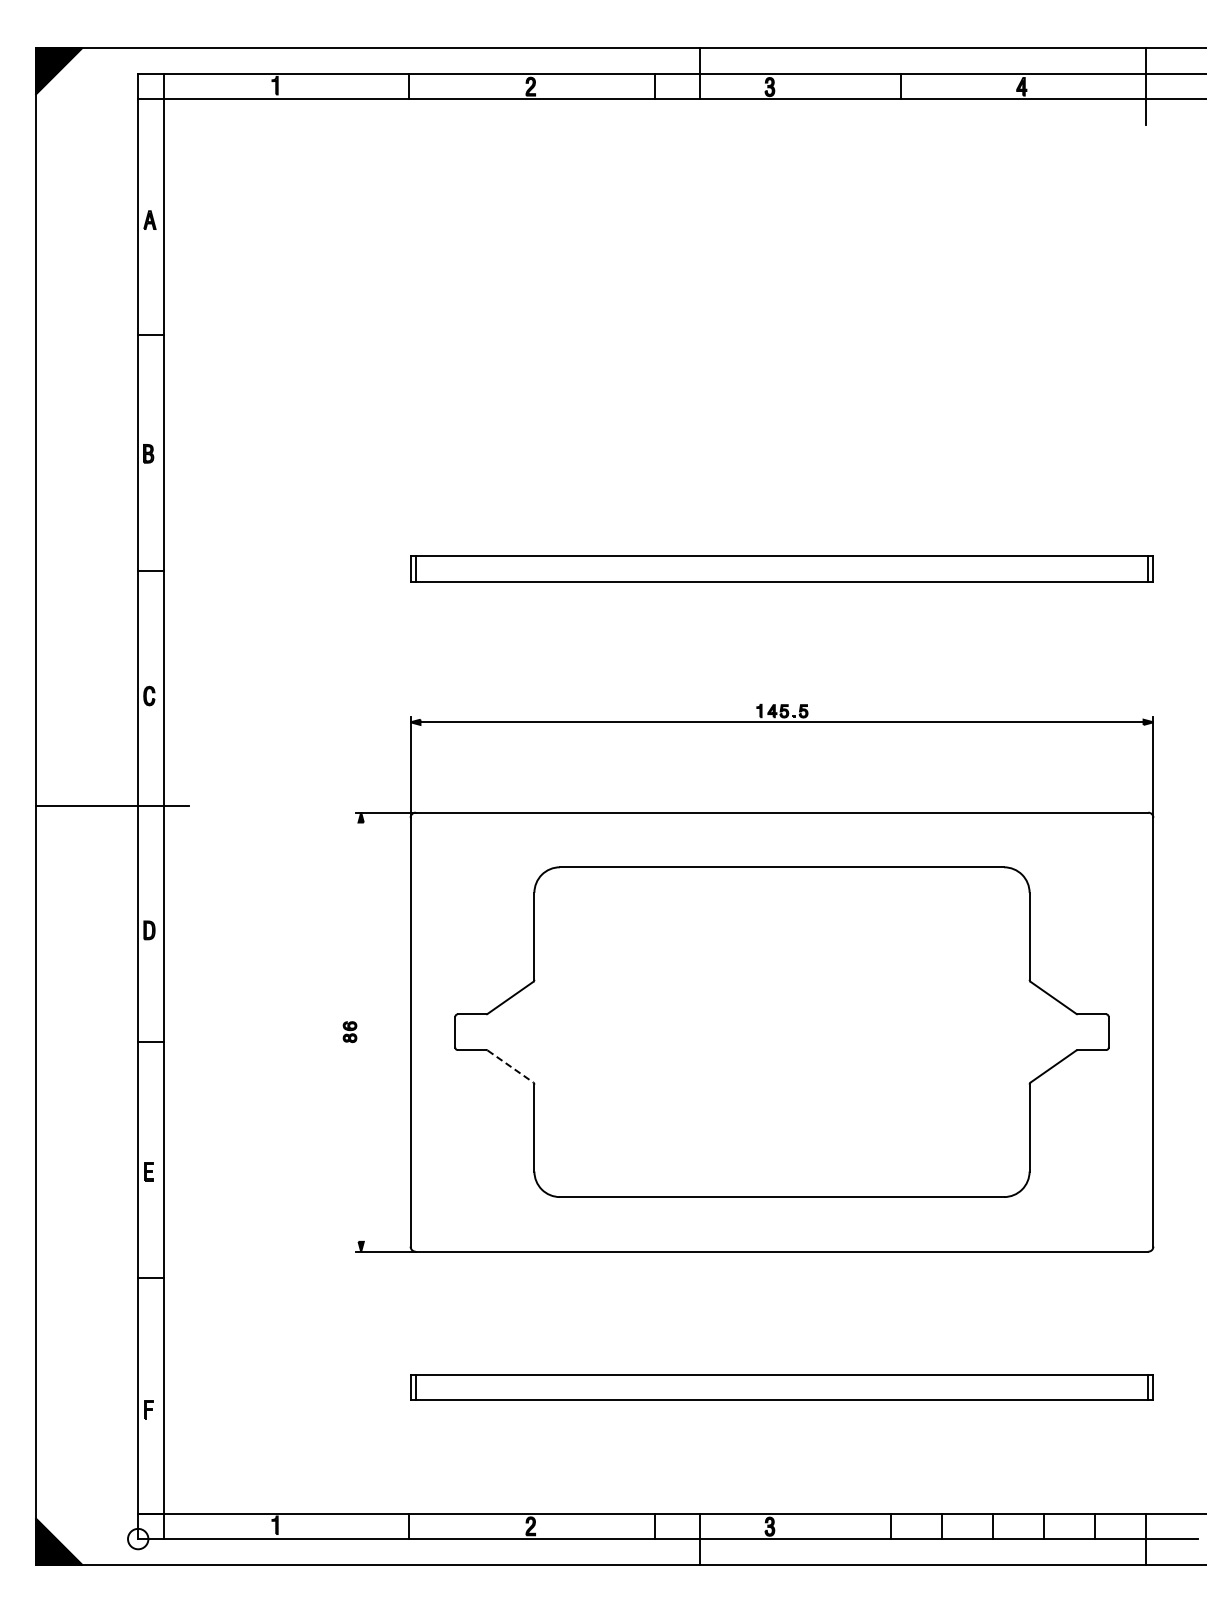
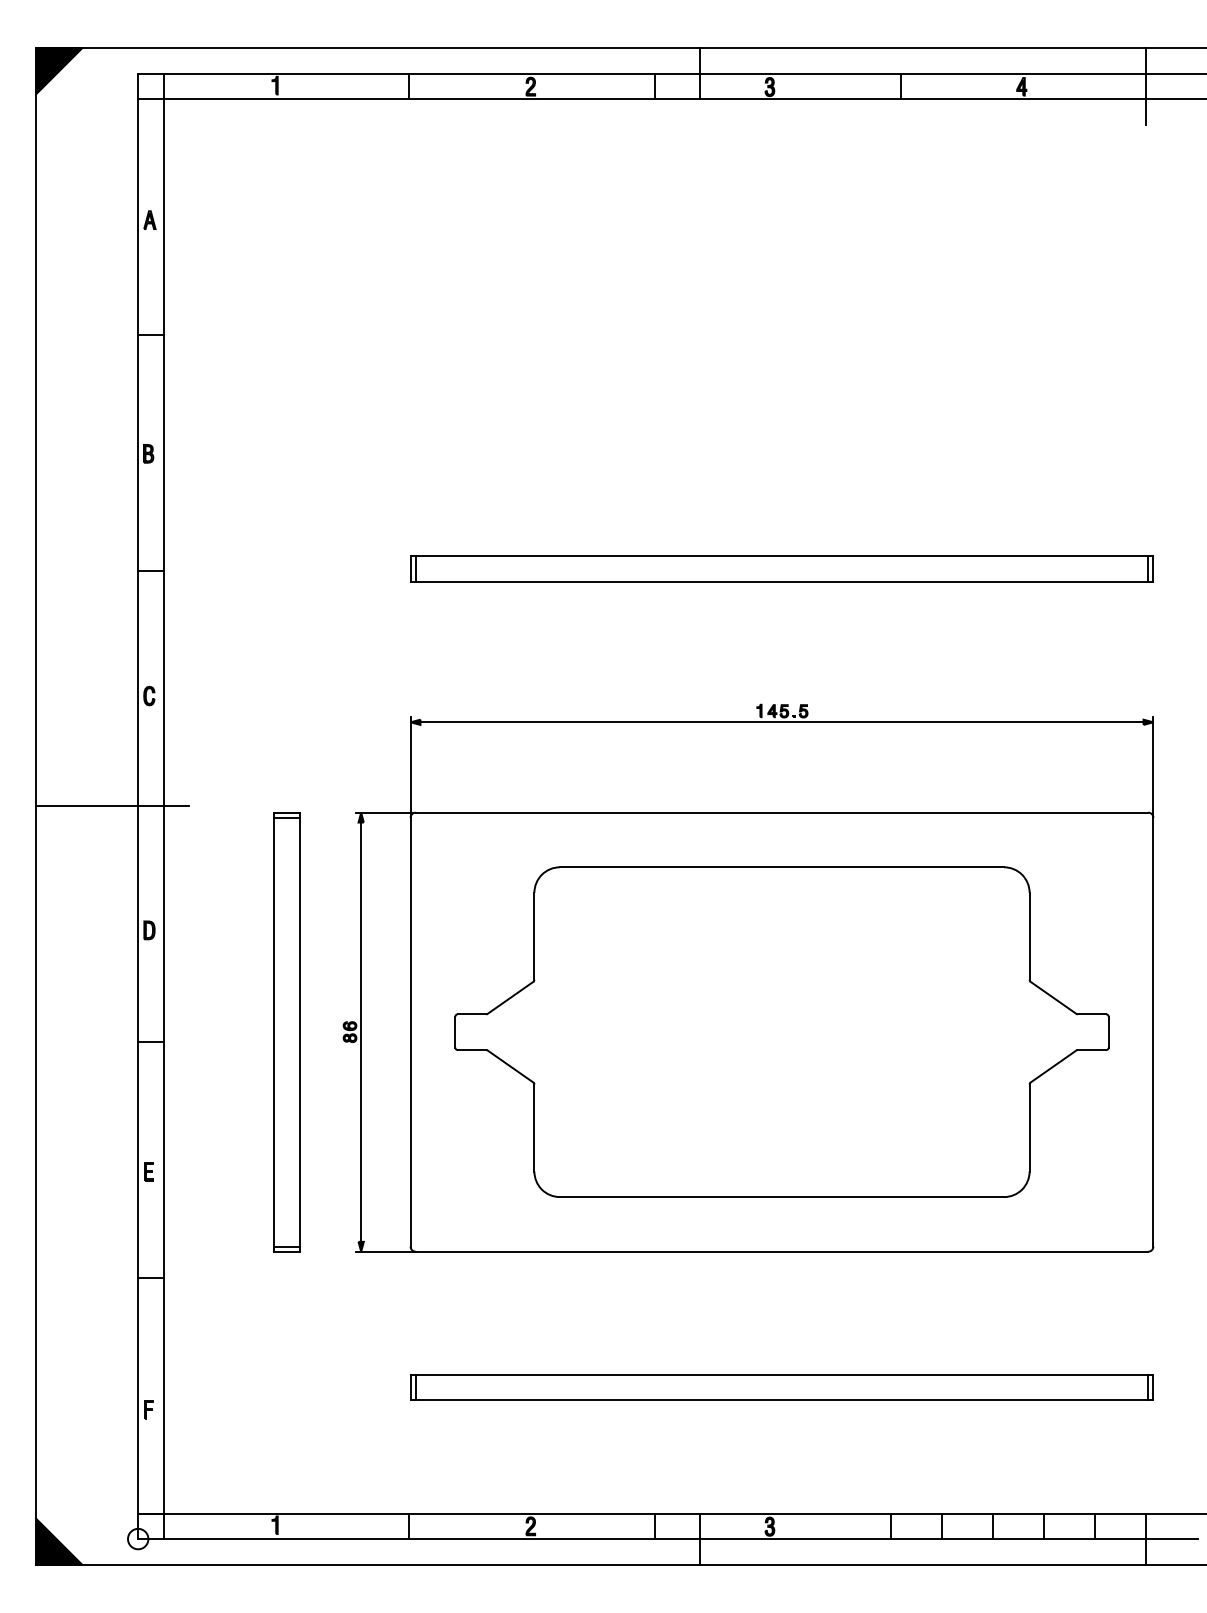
line: none -> present (361, 1031)
part: none -> present (286, 1032)
line: dashed -> solid (510, 1066)
